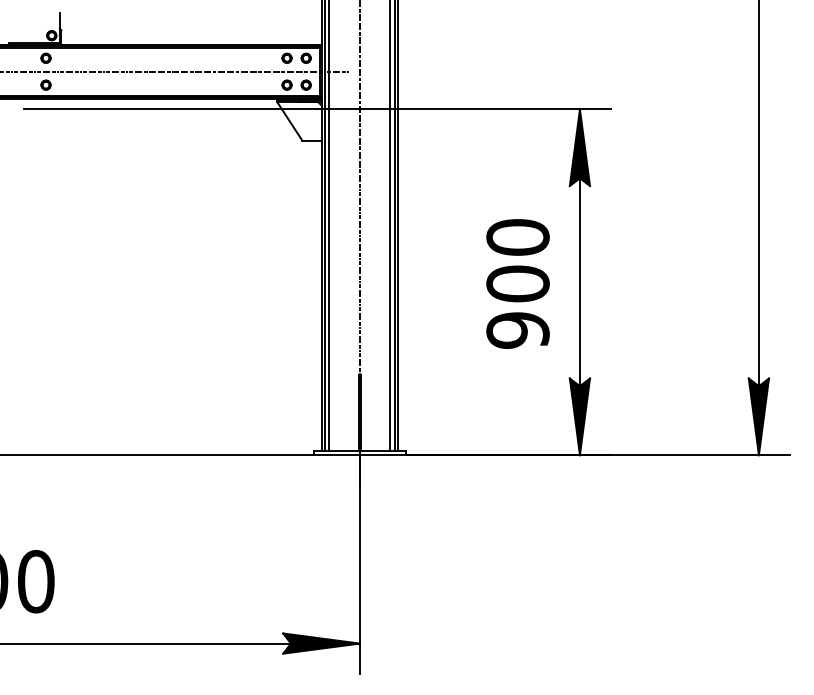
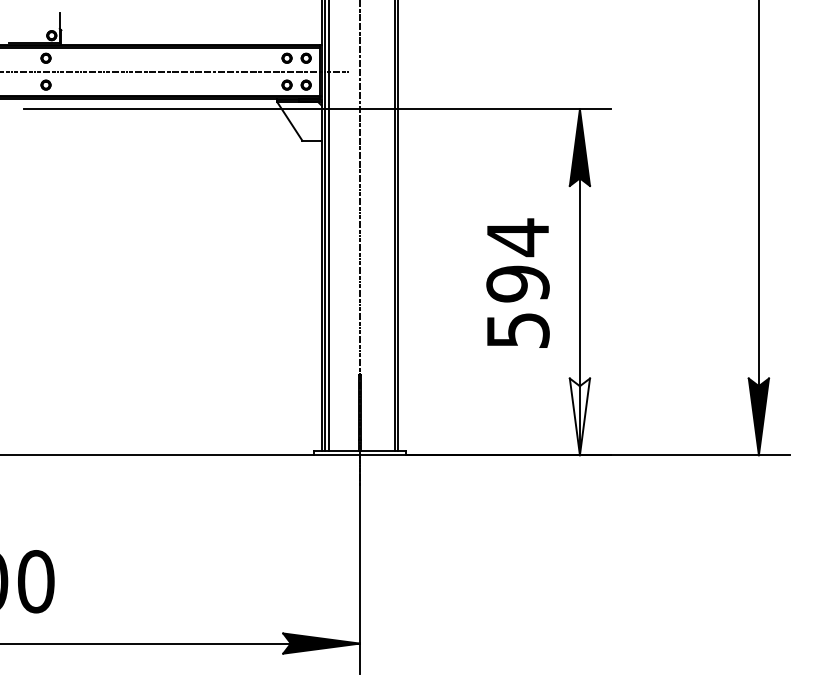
line: present -> none (390, 226)
text: 900 -> 594 (517, 283)
fill: present -> none (579, 416)
